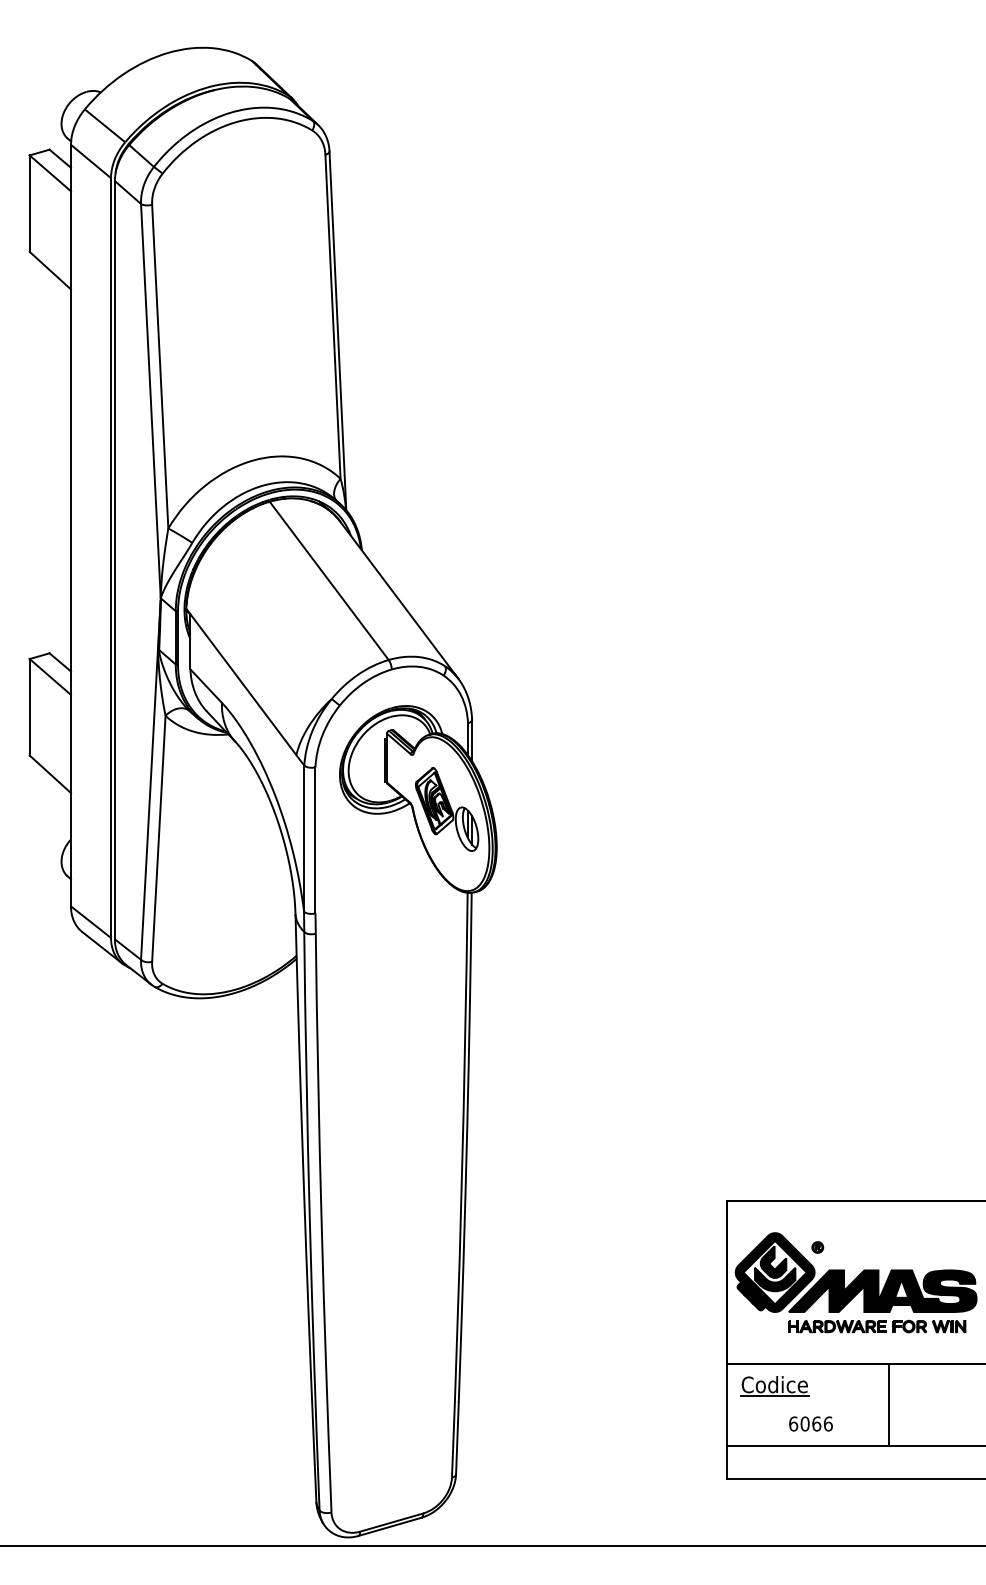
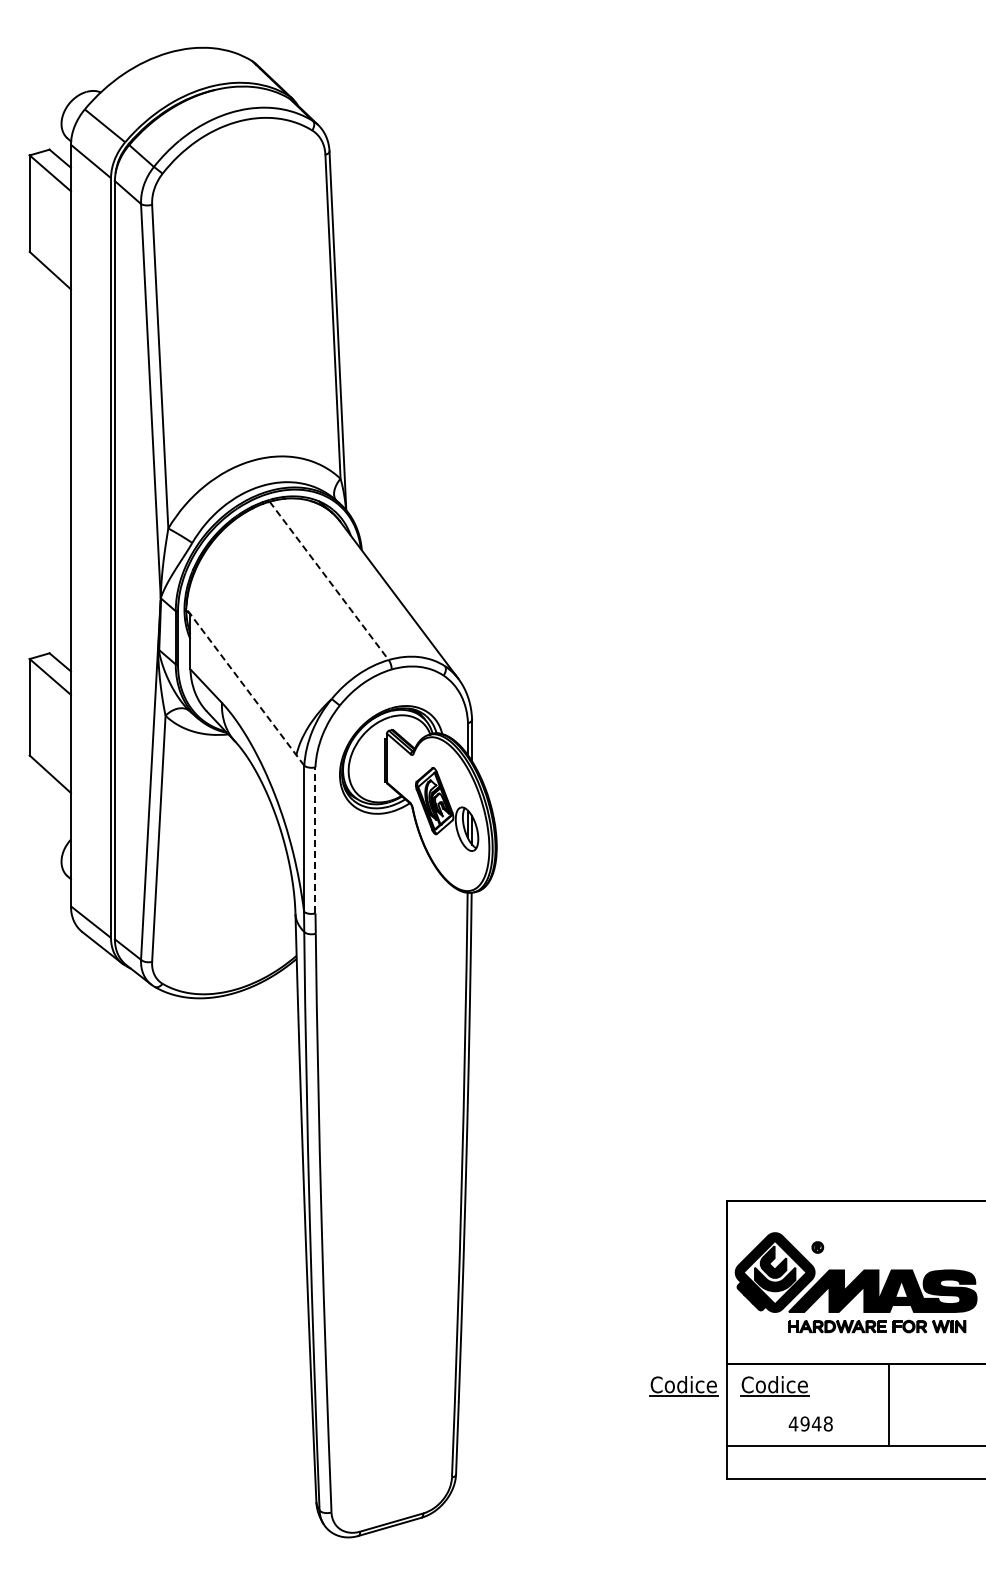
line: solid -> dashed (329, 581)
line: solid -> dashed (245, 686)
line: solid -> dashed (315, 839)
part: none -> present (683, 1386)
text: 6066 -> 4948 (810, 1423)
line: present -> none (492, 1546)
